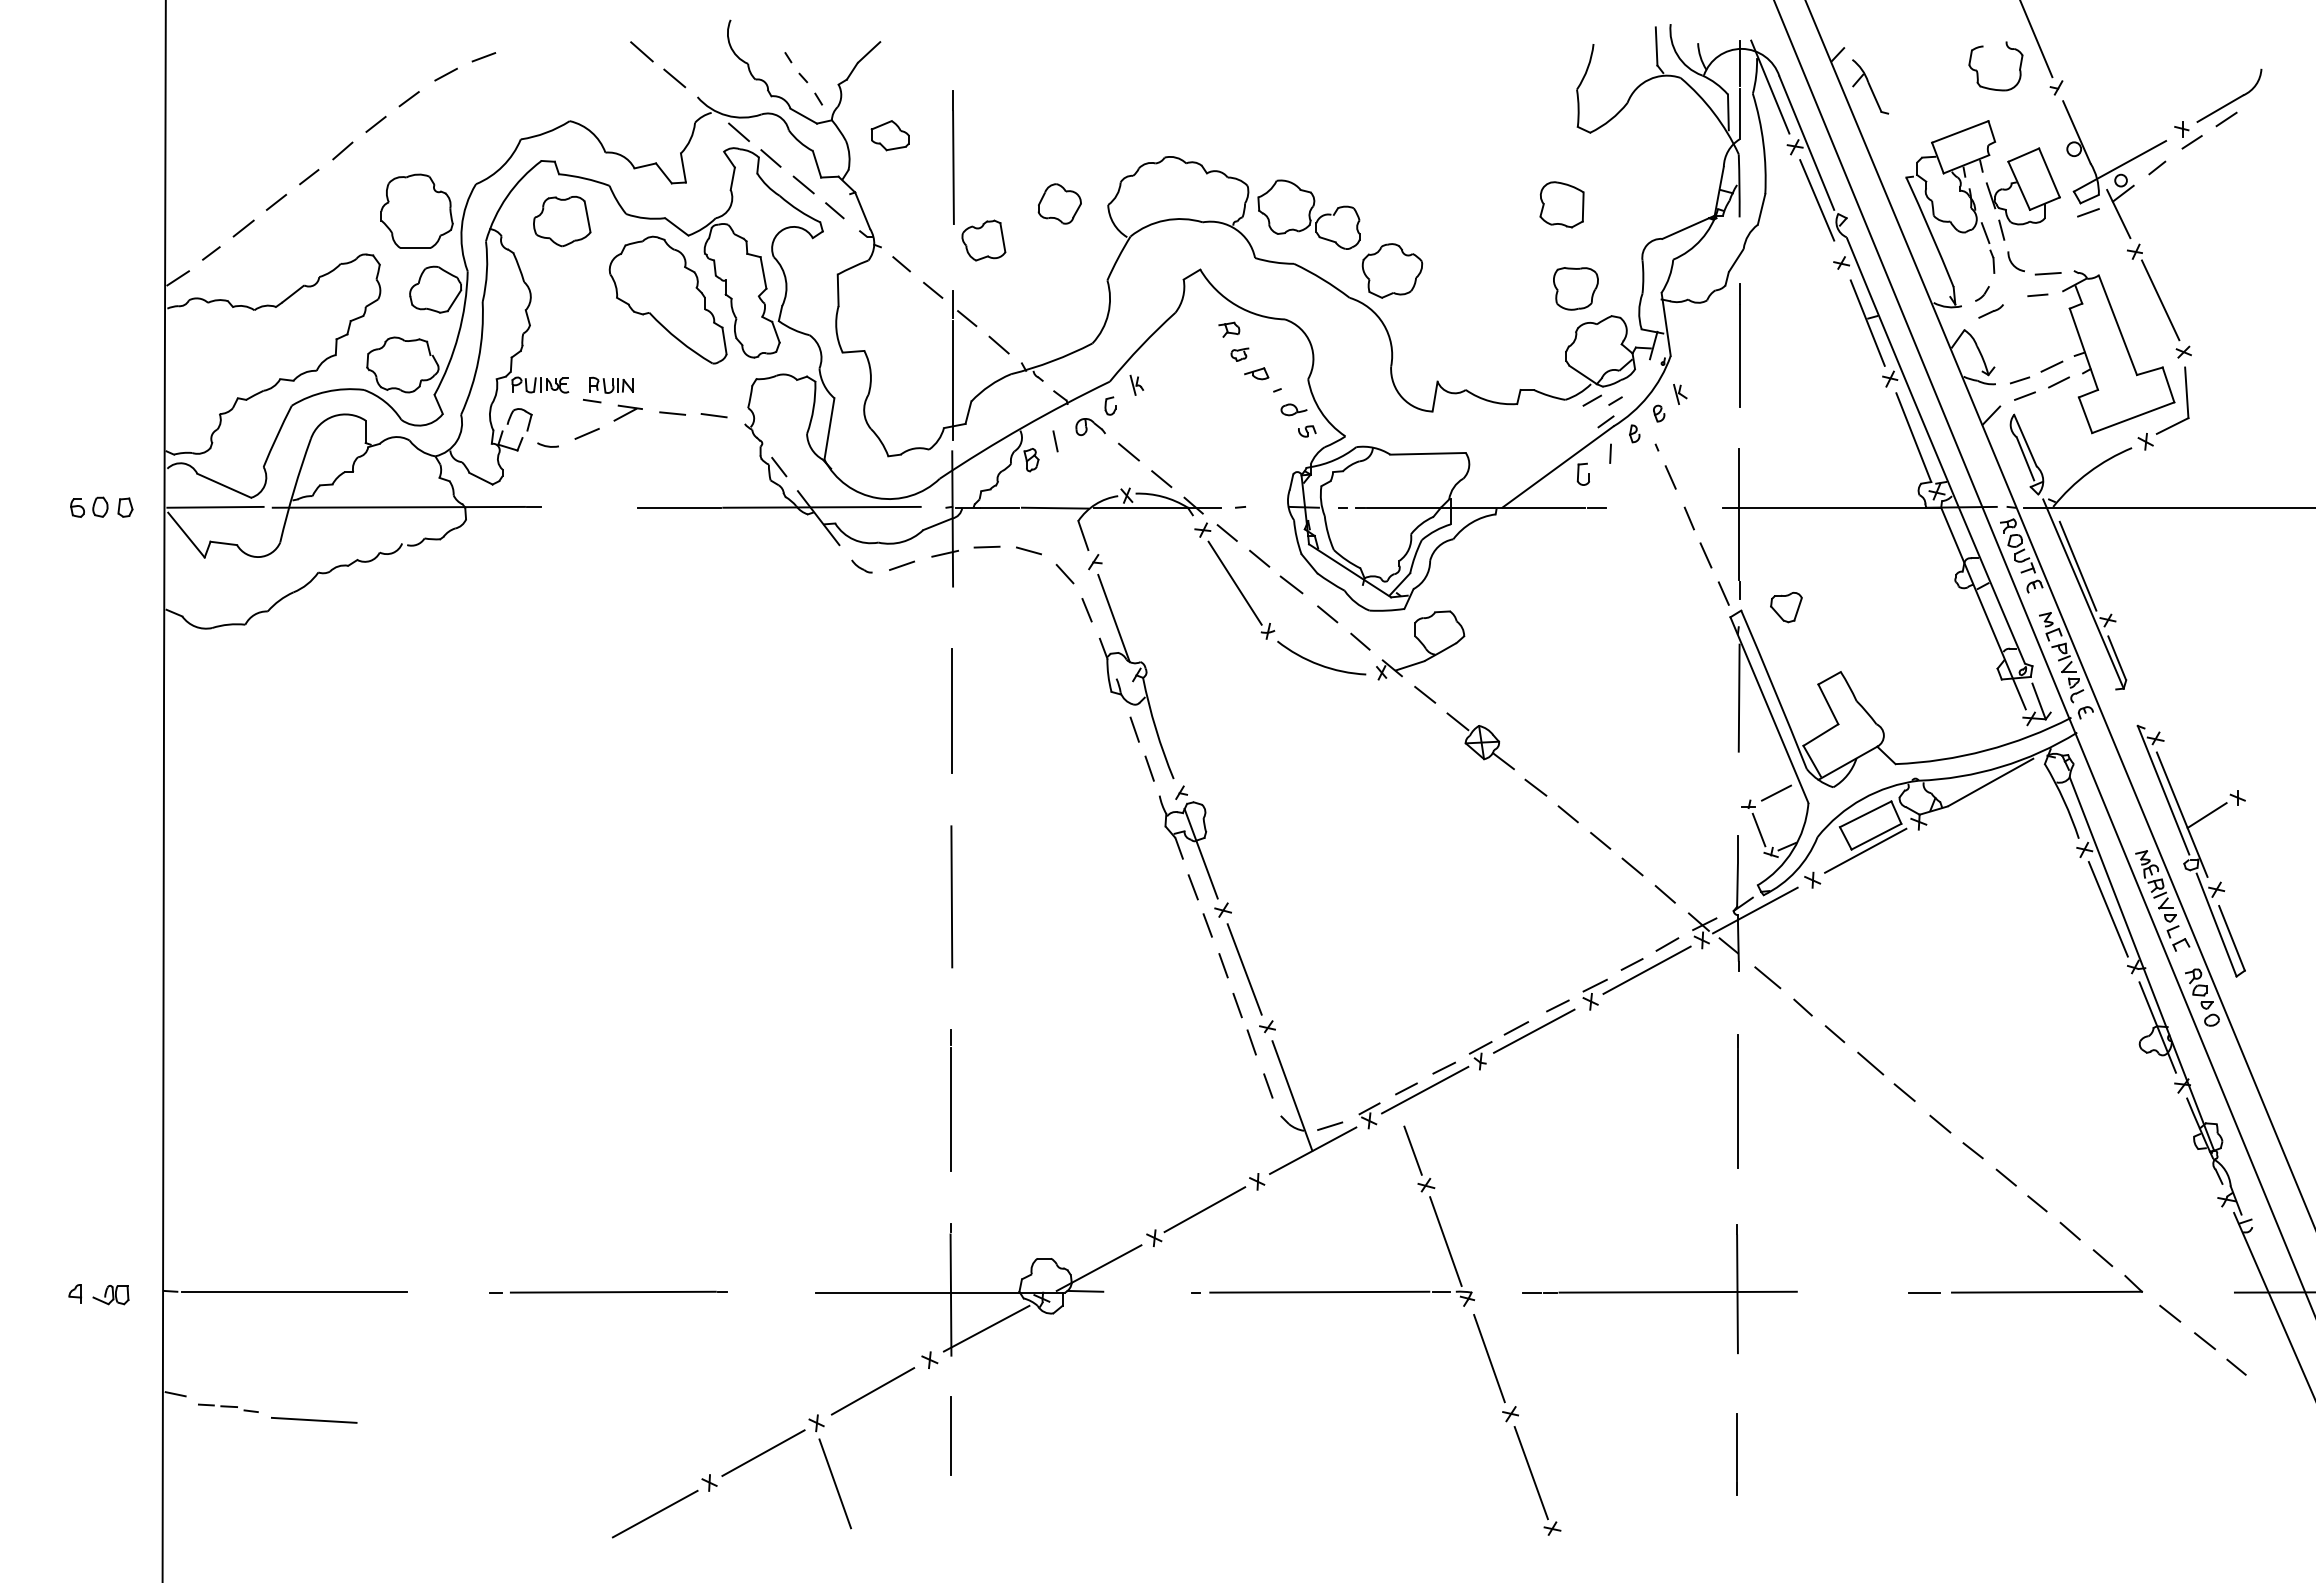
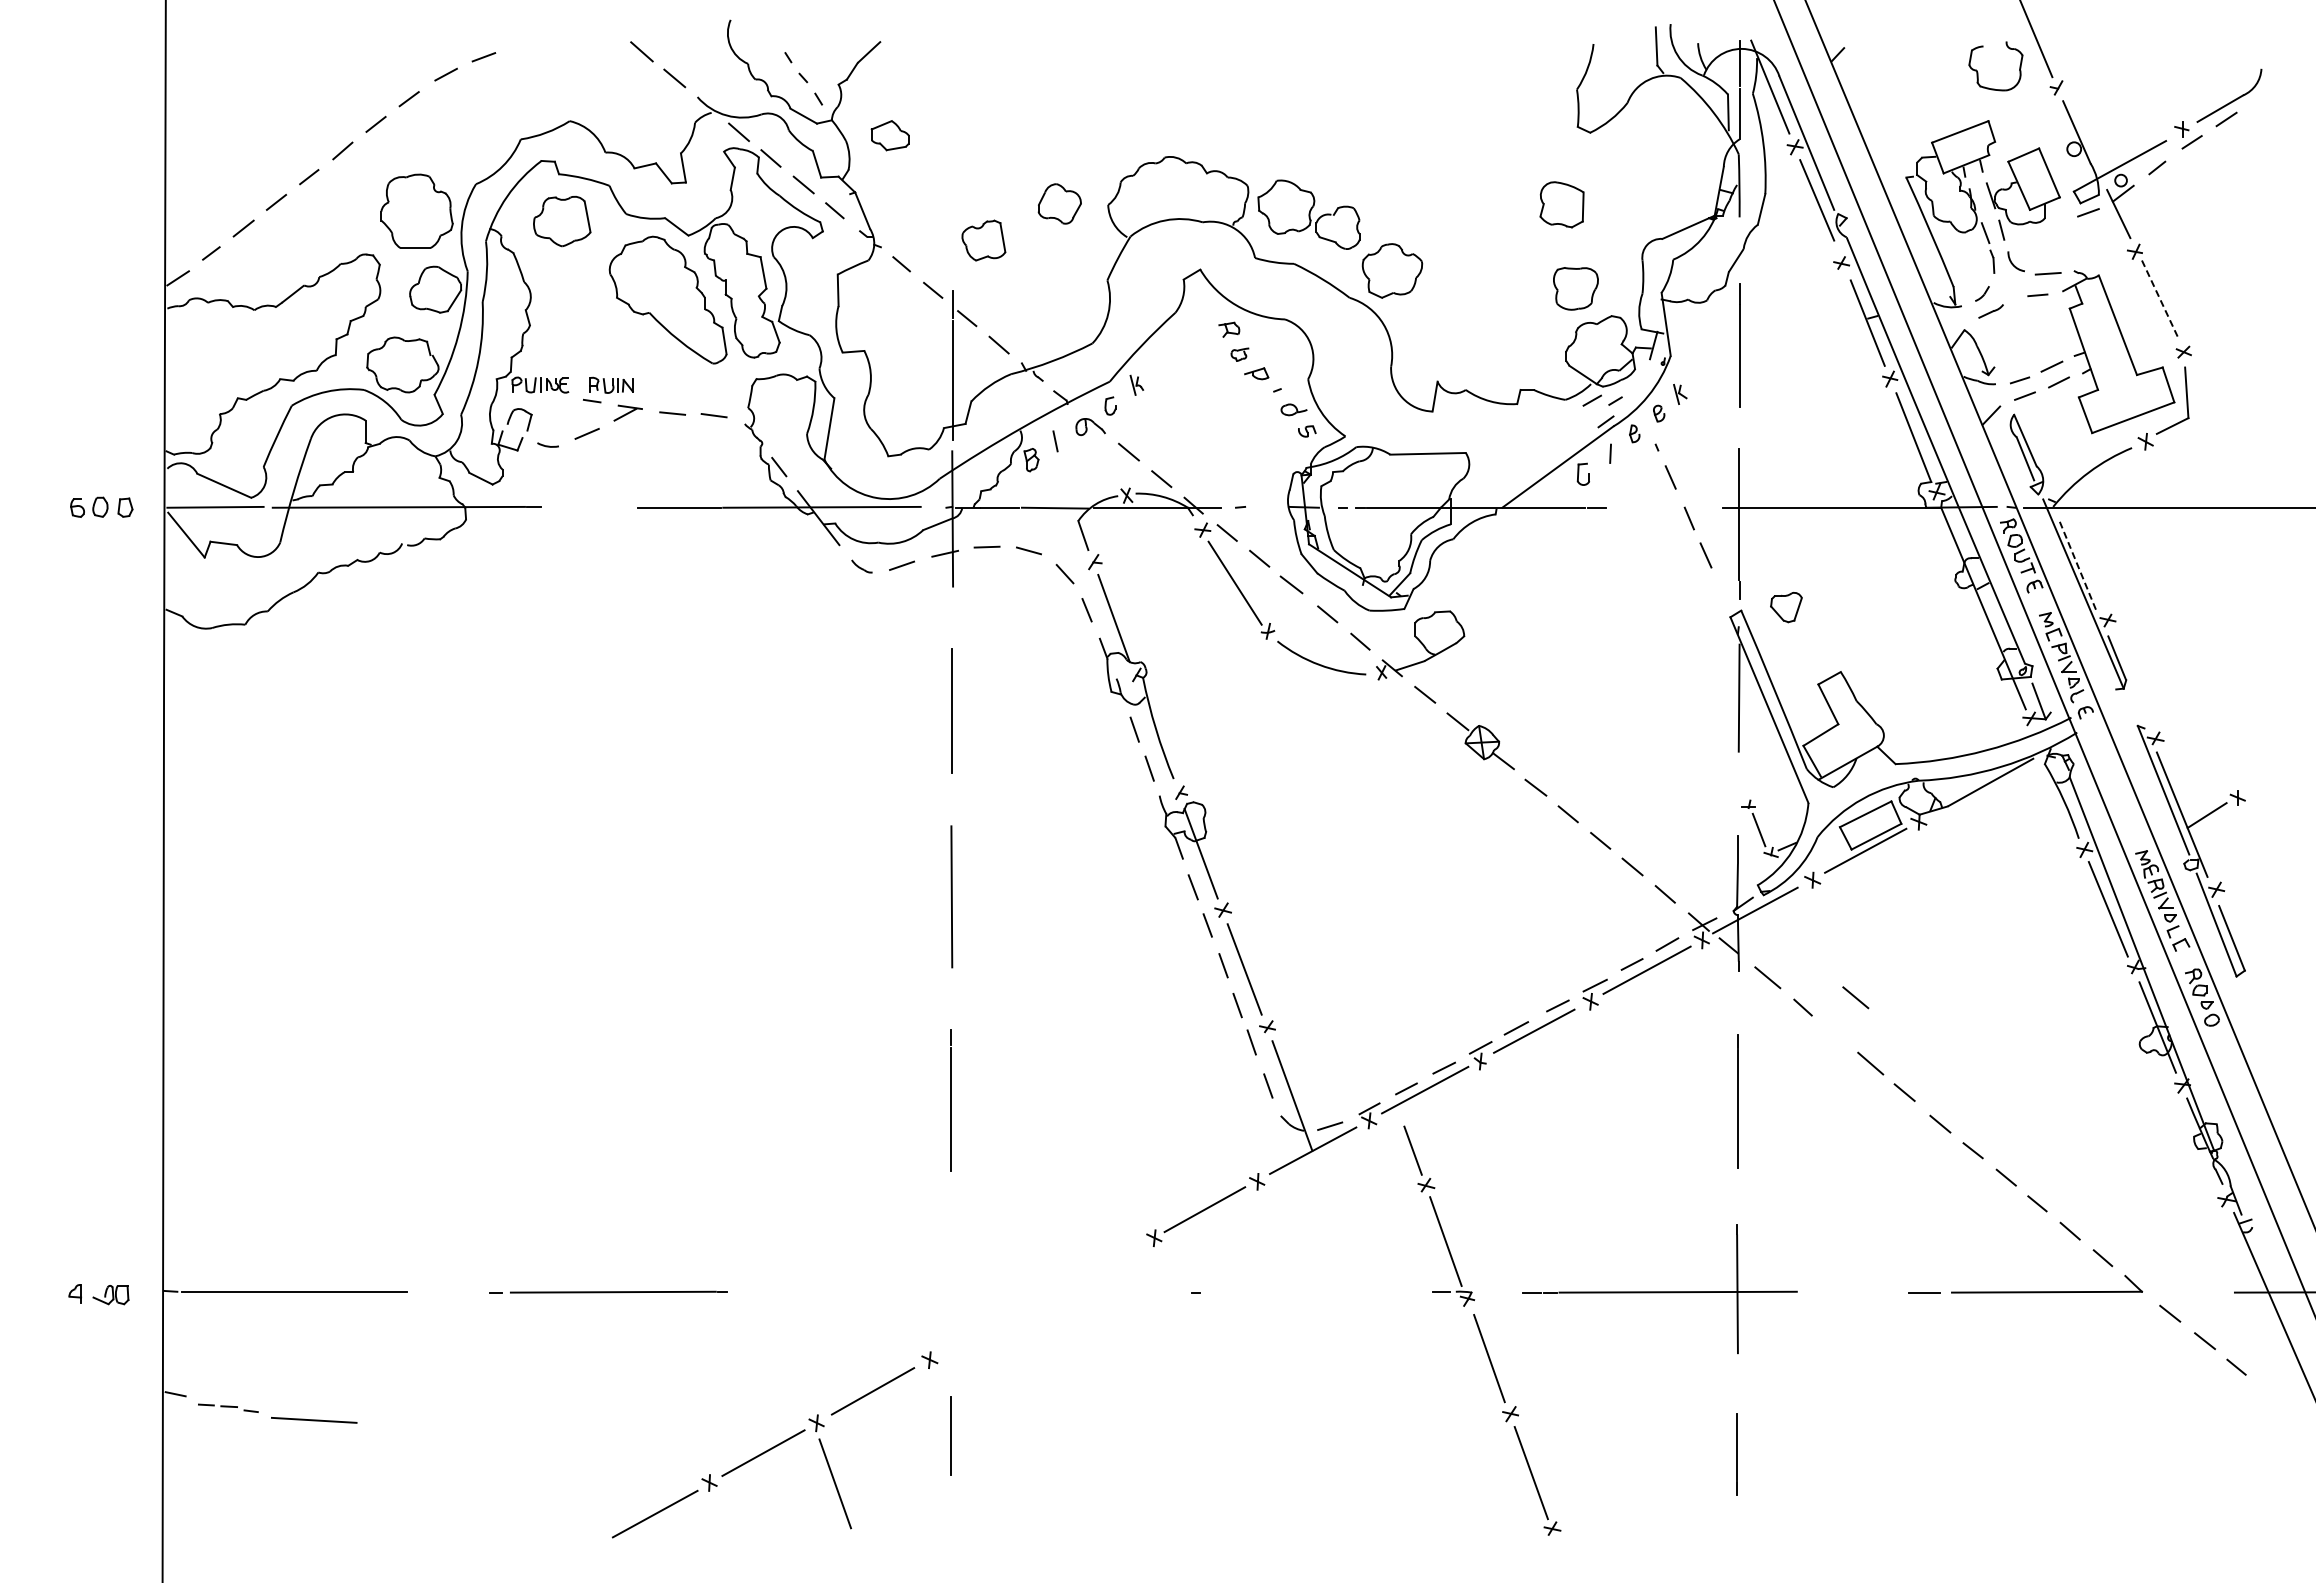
part: present -> none (1870, 86)
line: present -> none (953, 157)
line: solid -> dashed (2160, 300)
line: solid -> dashed (2078, 566)
line: present -> none (1723, 593)
line: present -> none (1776, 792)
line: none -> present (1855, 997)
line: present -> none (1834, 1034)
part: present -> none (978, 1289)
line: present -> none (1319, 1291)
